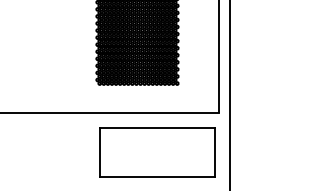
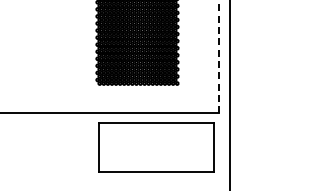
line: solid -> dashed (218, 56)
part position: (157, 152) -> (156, 147) (156, 147)
